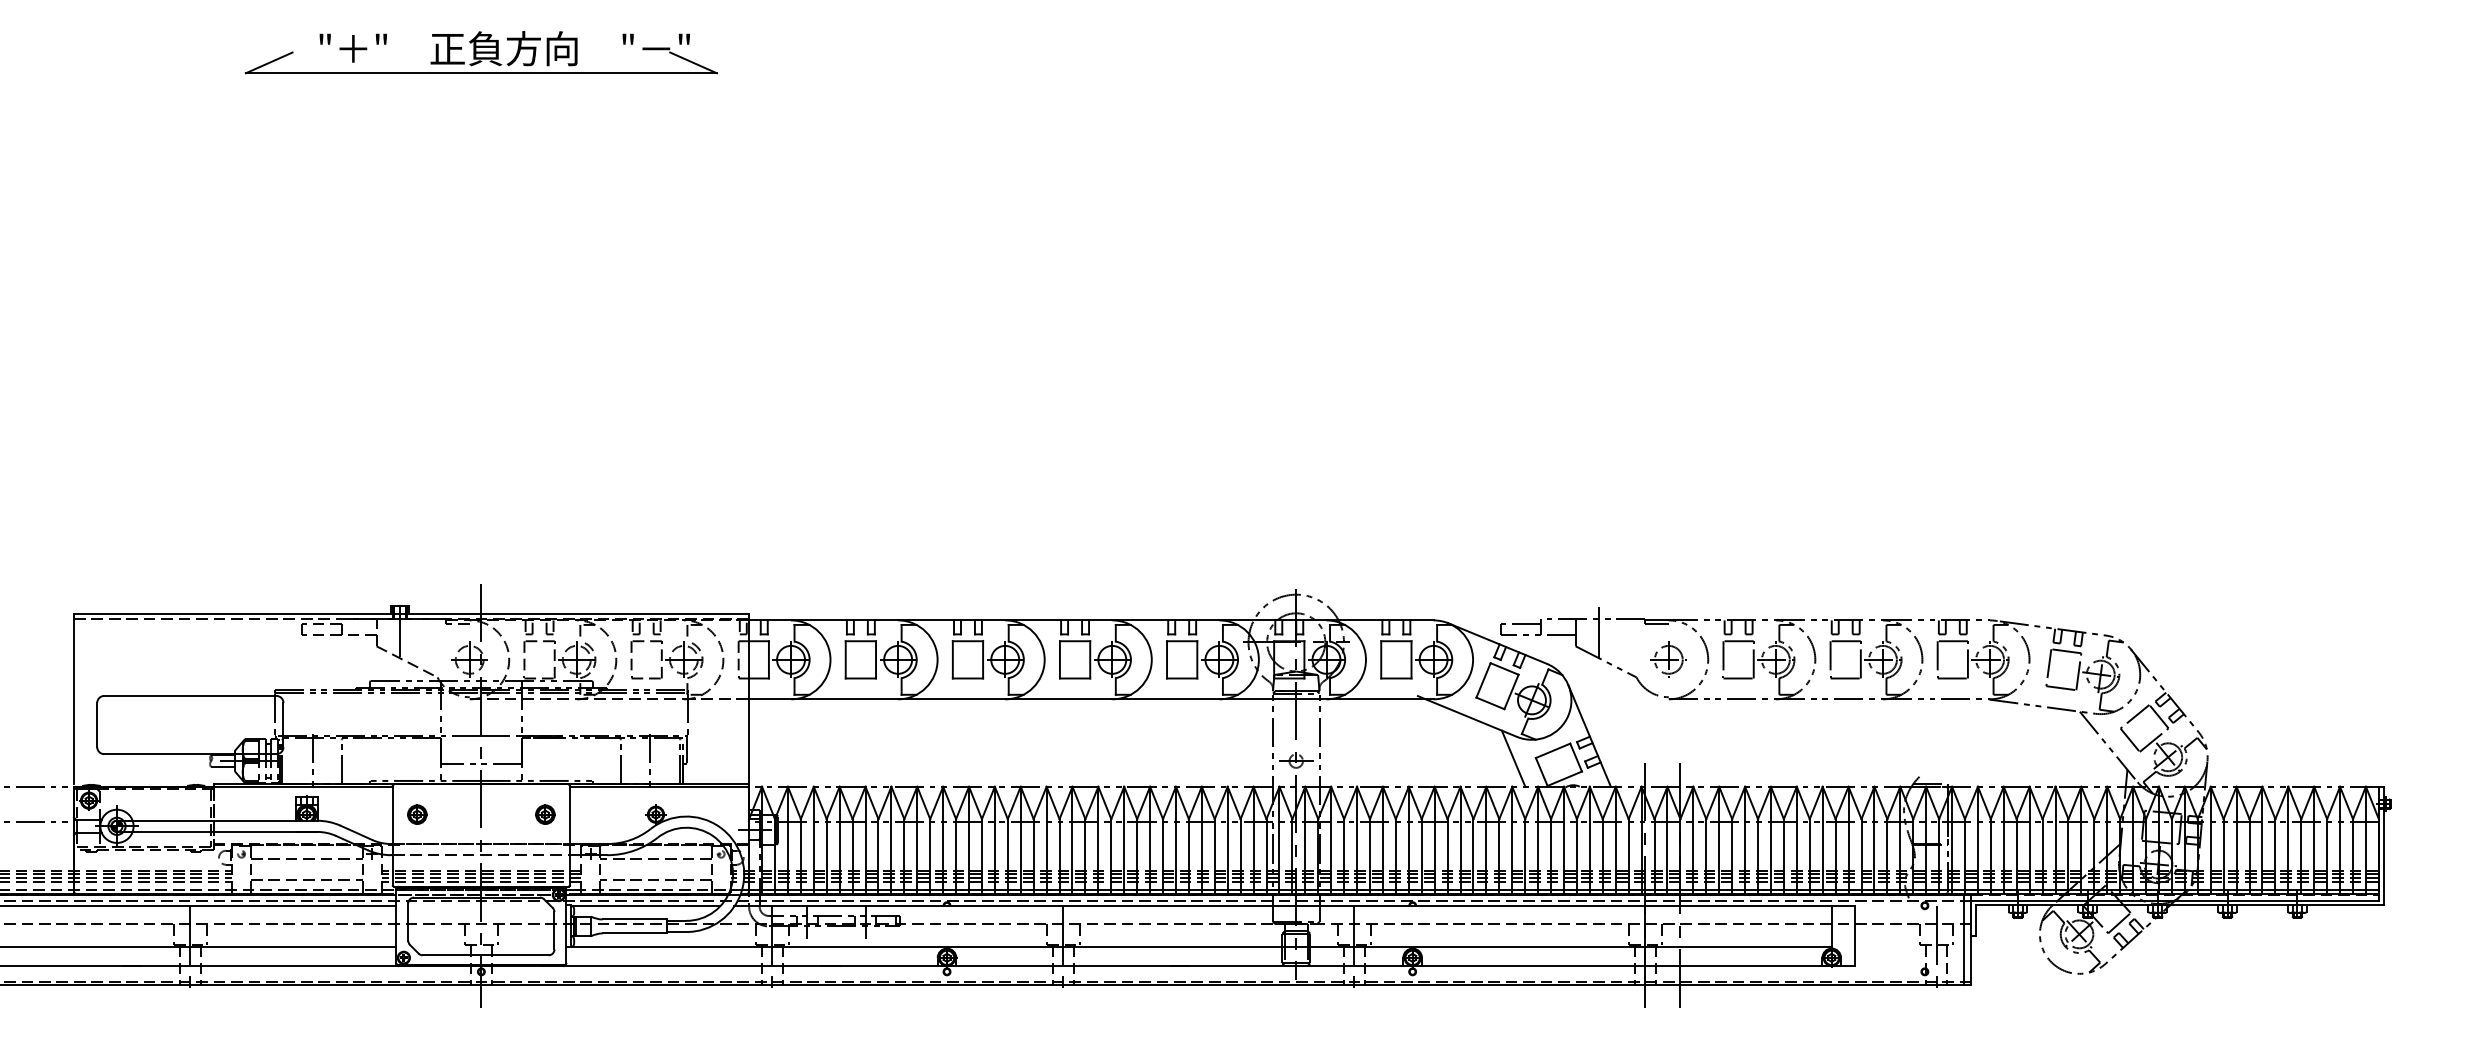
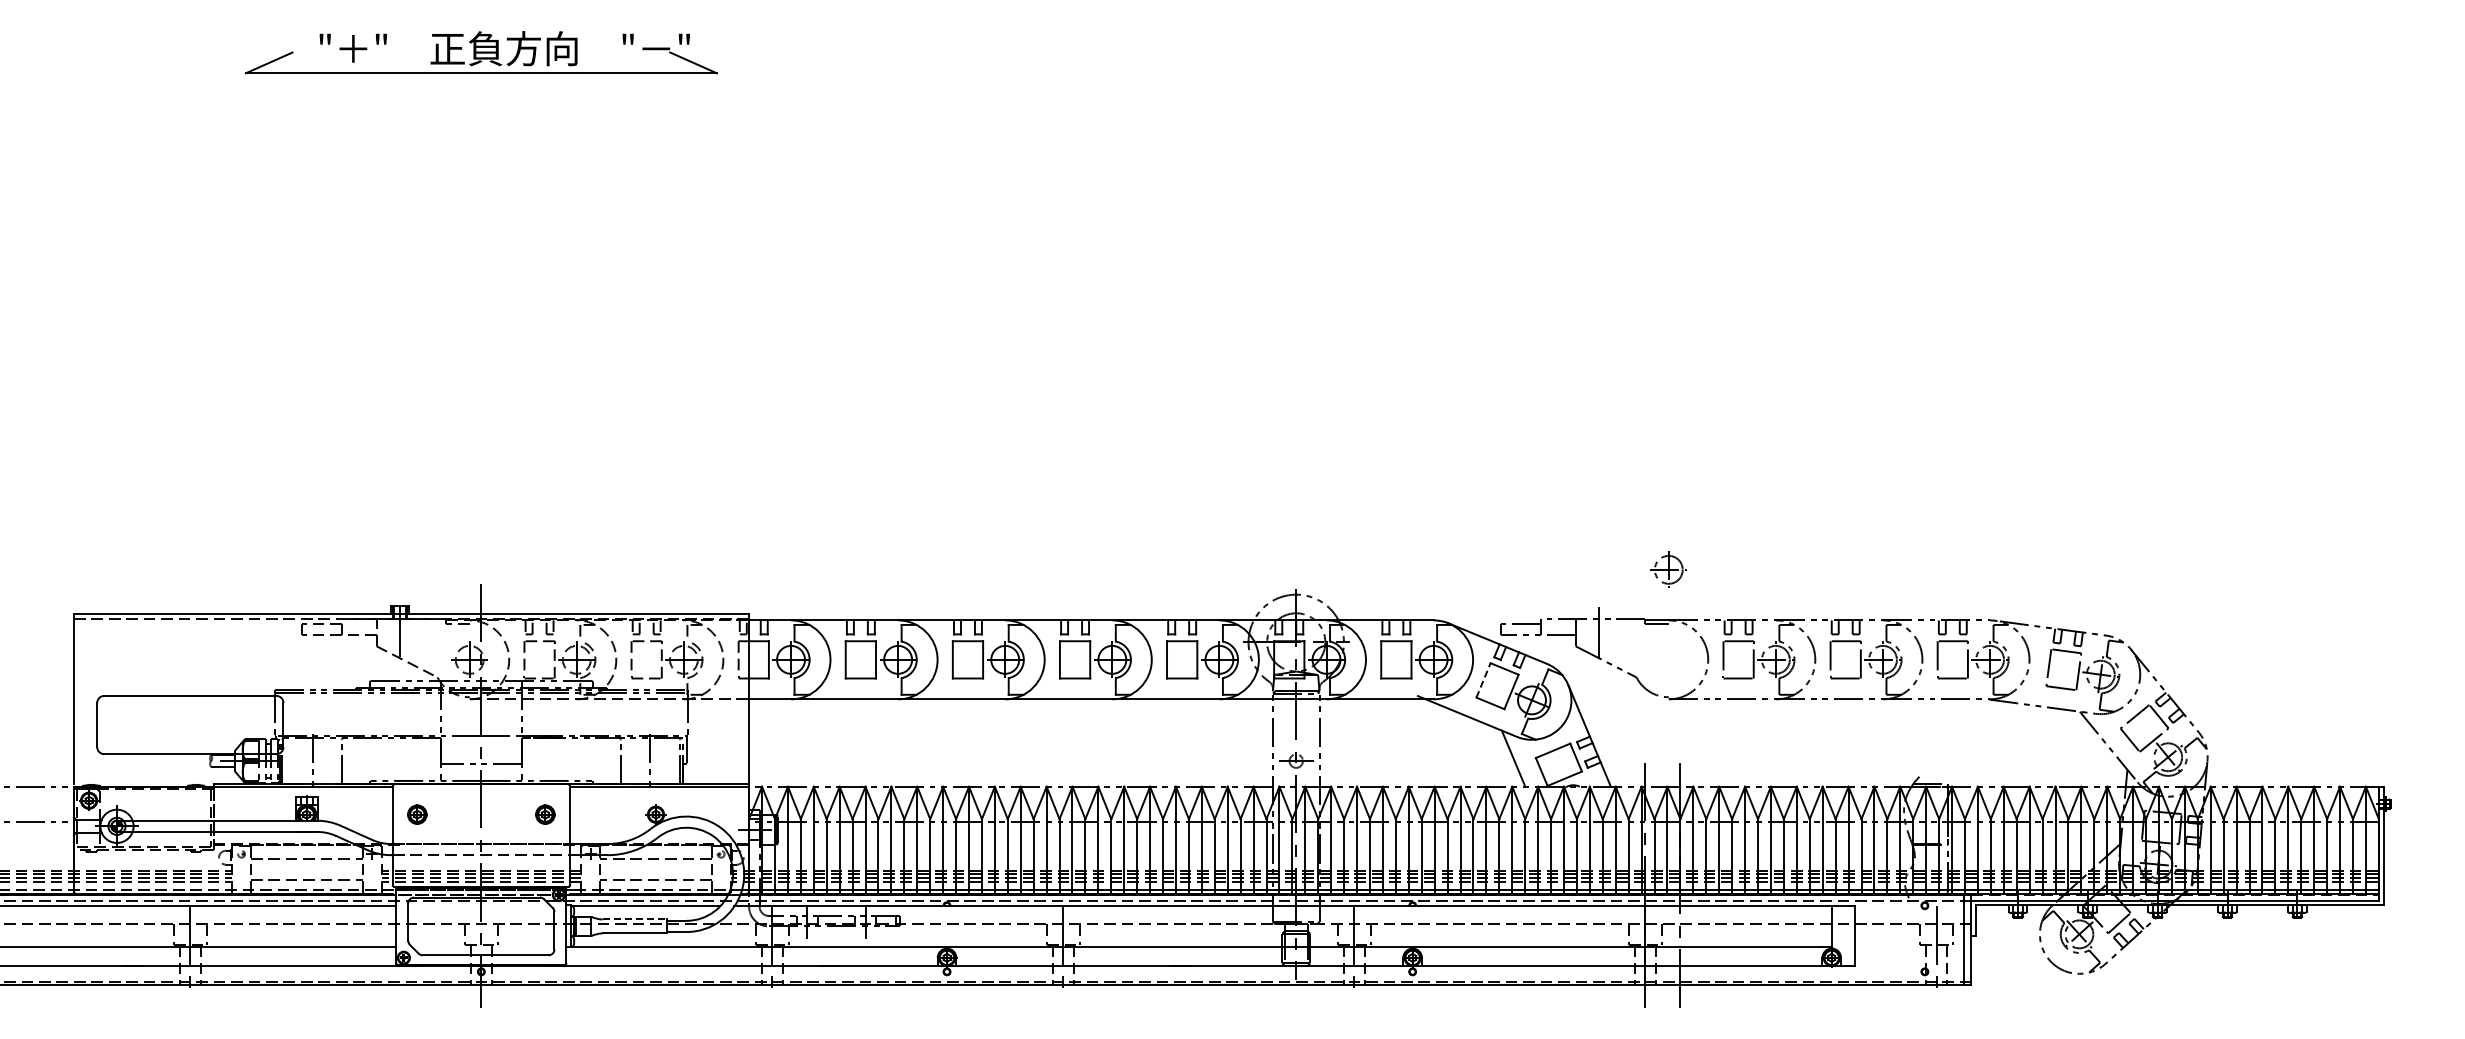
part position: (1668, 659) -> (1668, 569) (1668, 569)
line: solid -> dashed (1483, 680)
line: solid -> dashed (635, 919)
